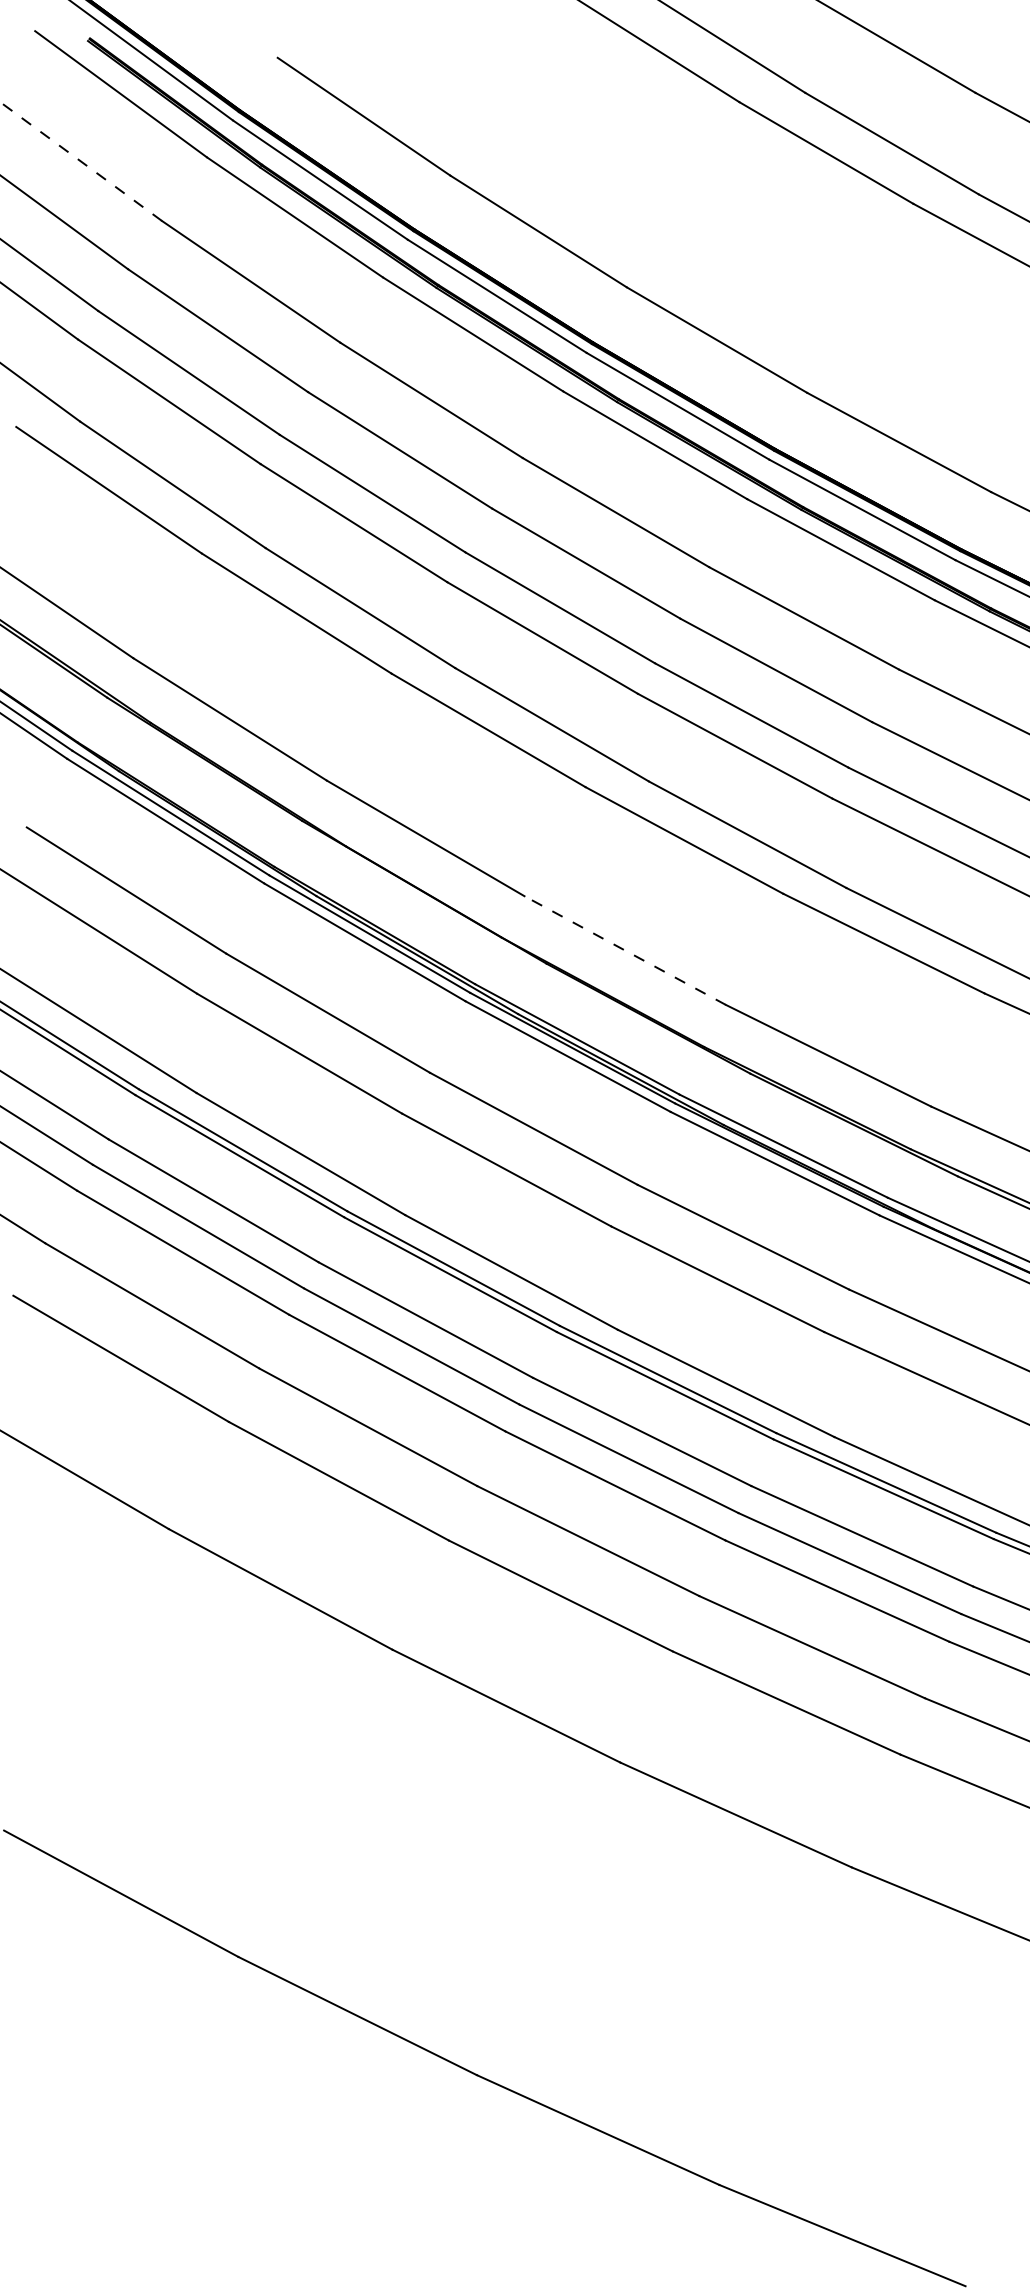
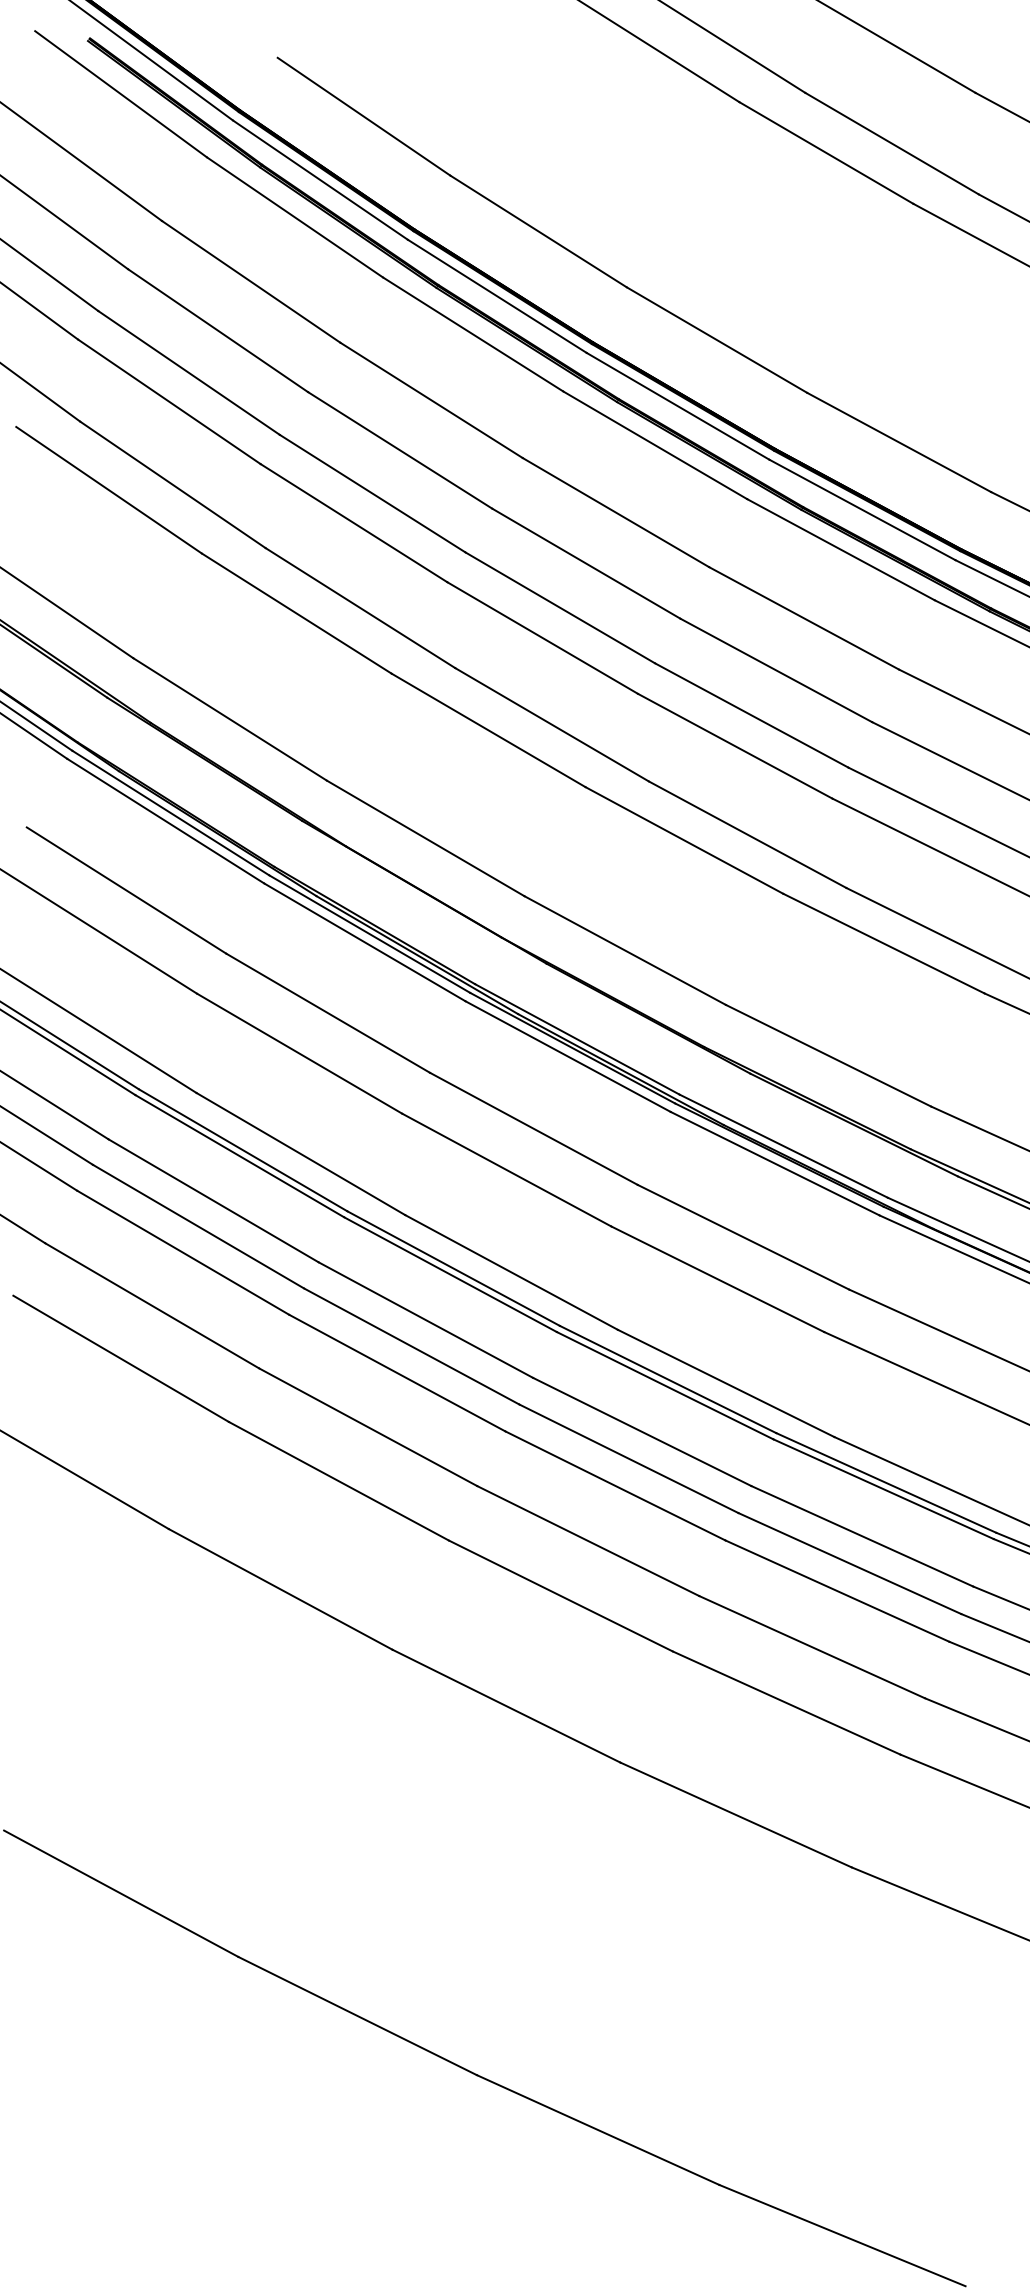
line: dashed -> solid (80, 161)
line: dashed -> solid (624, 950)
